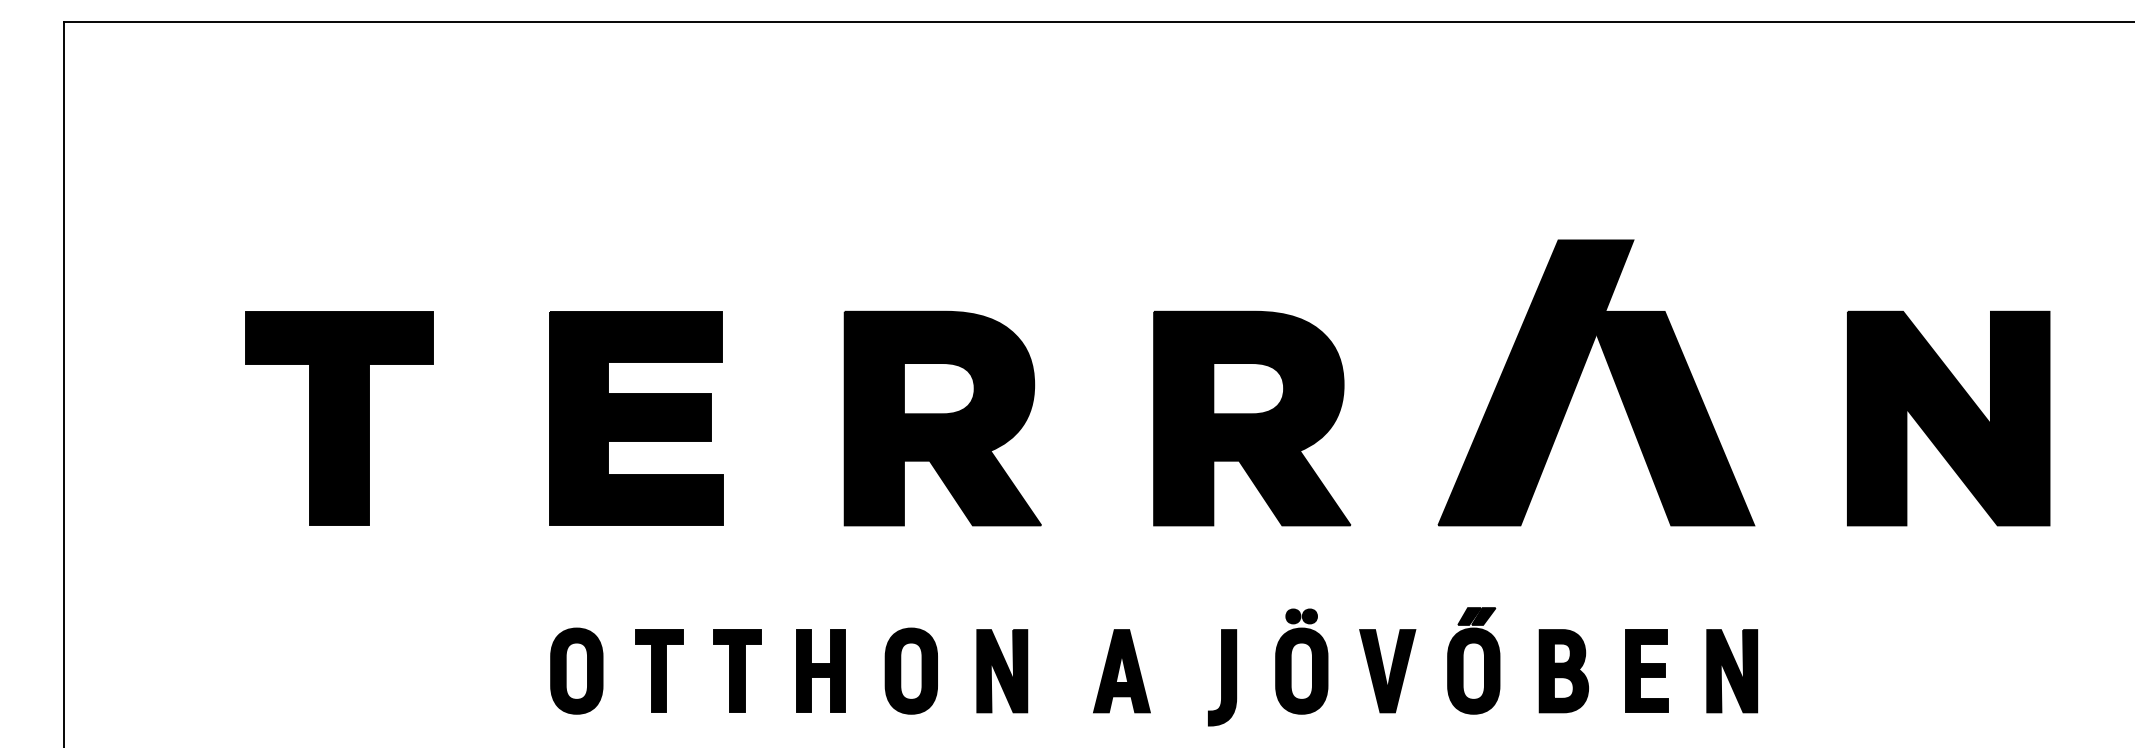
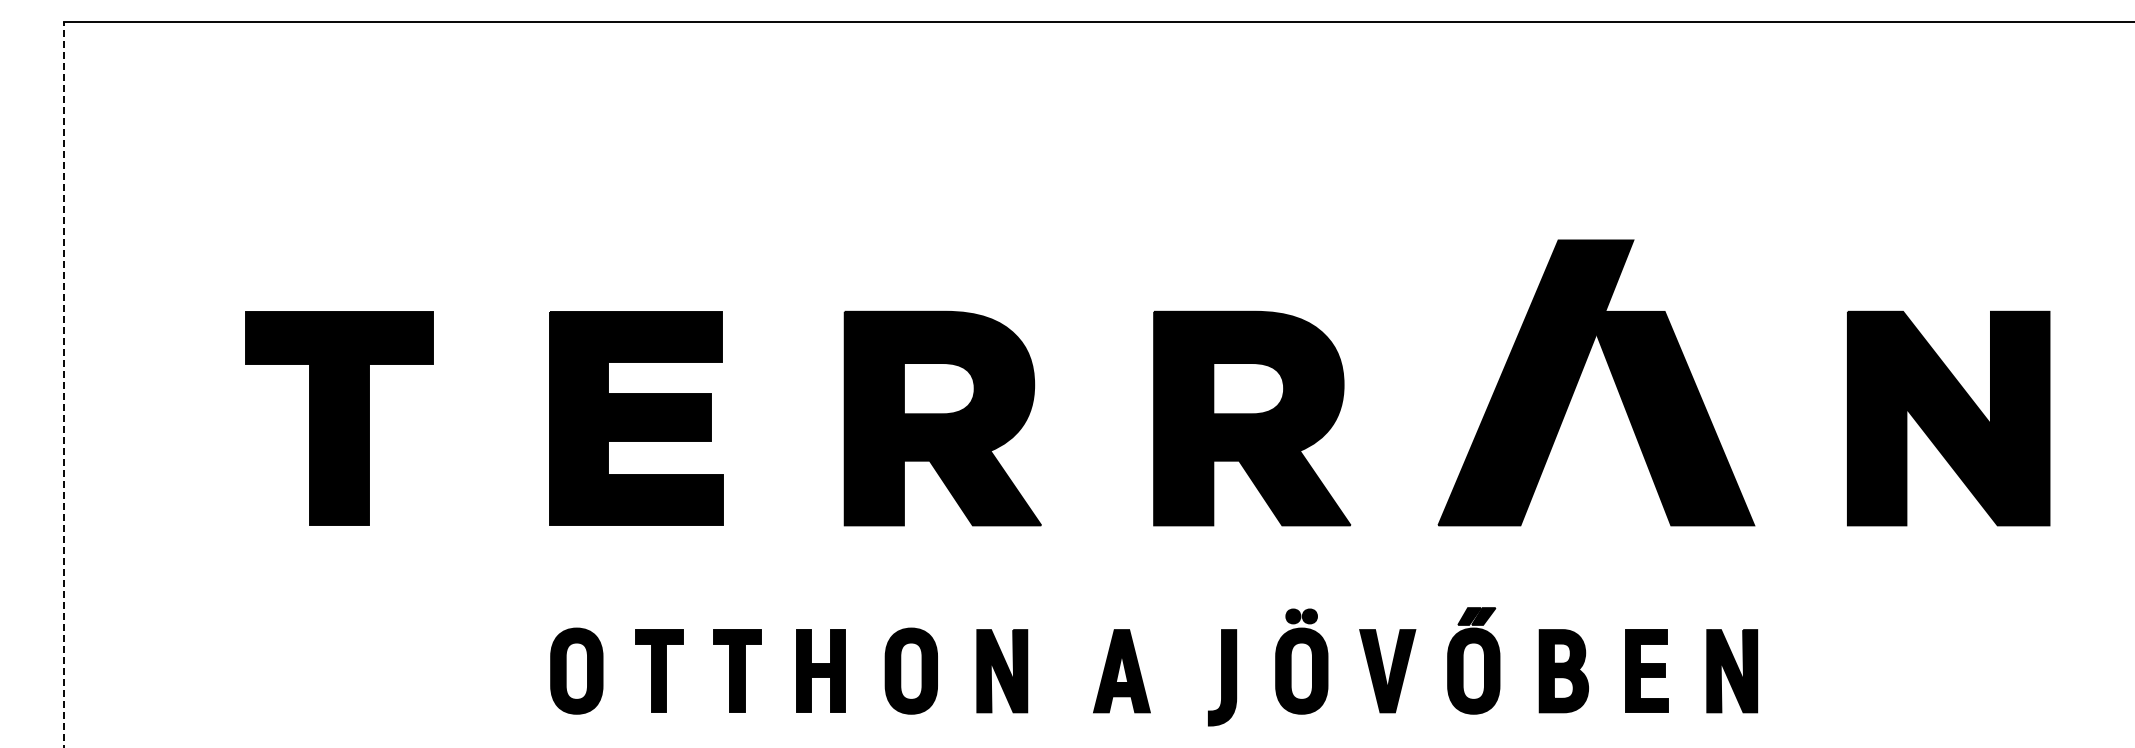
line: solid -> dashed (63, 384)
